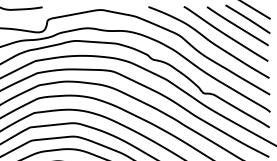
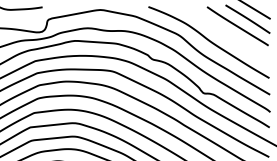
line: present -> none (225, 33)
